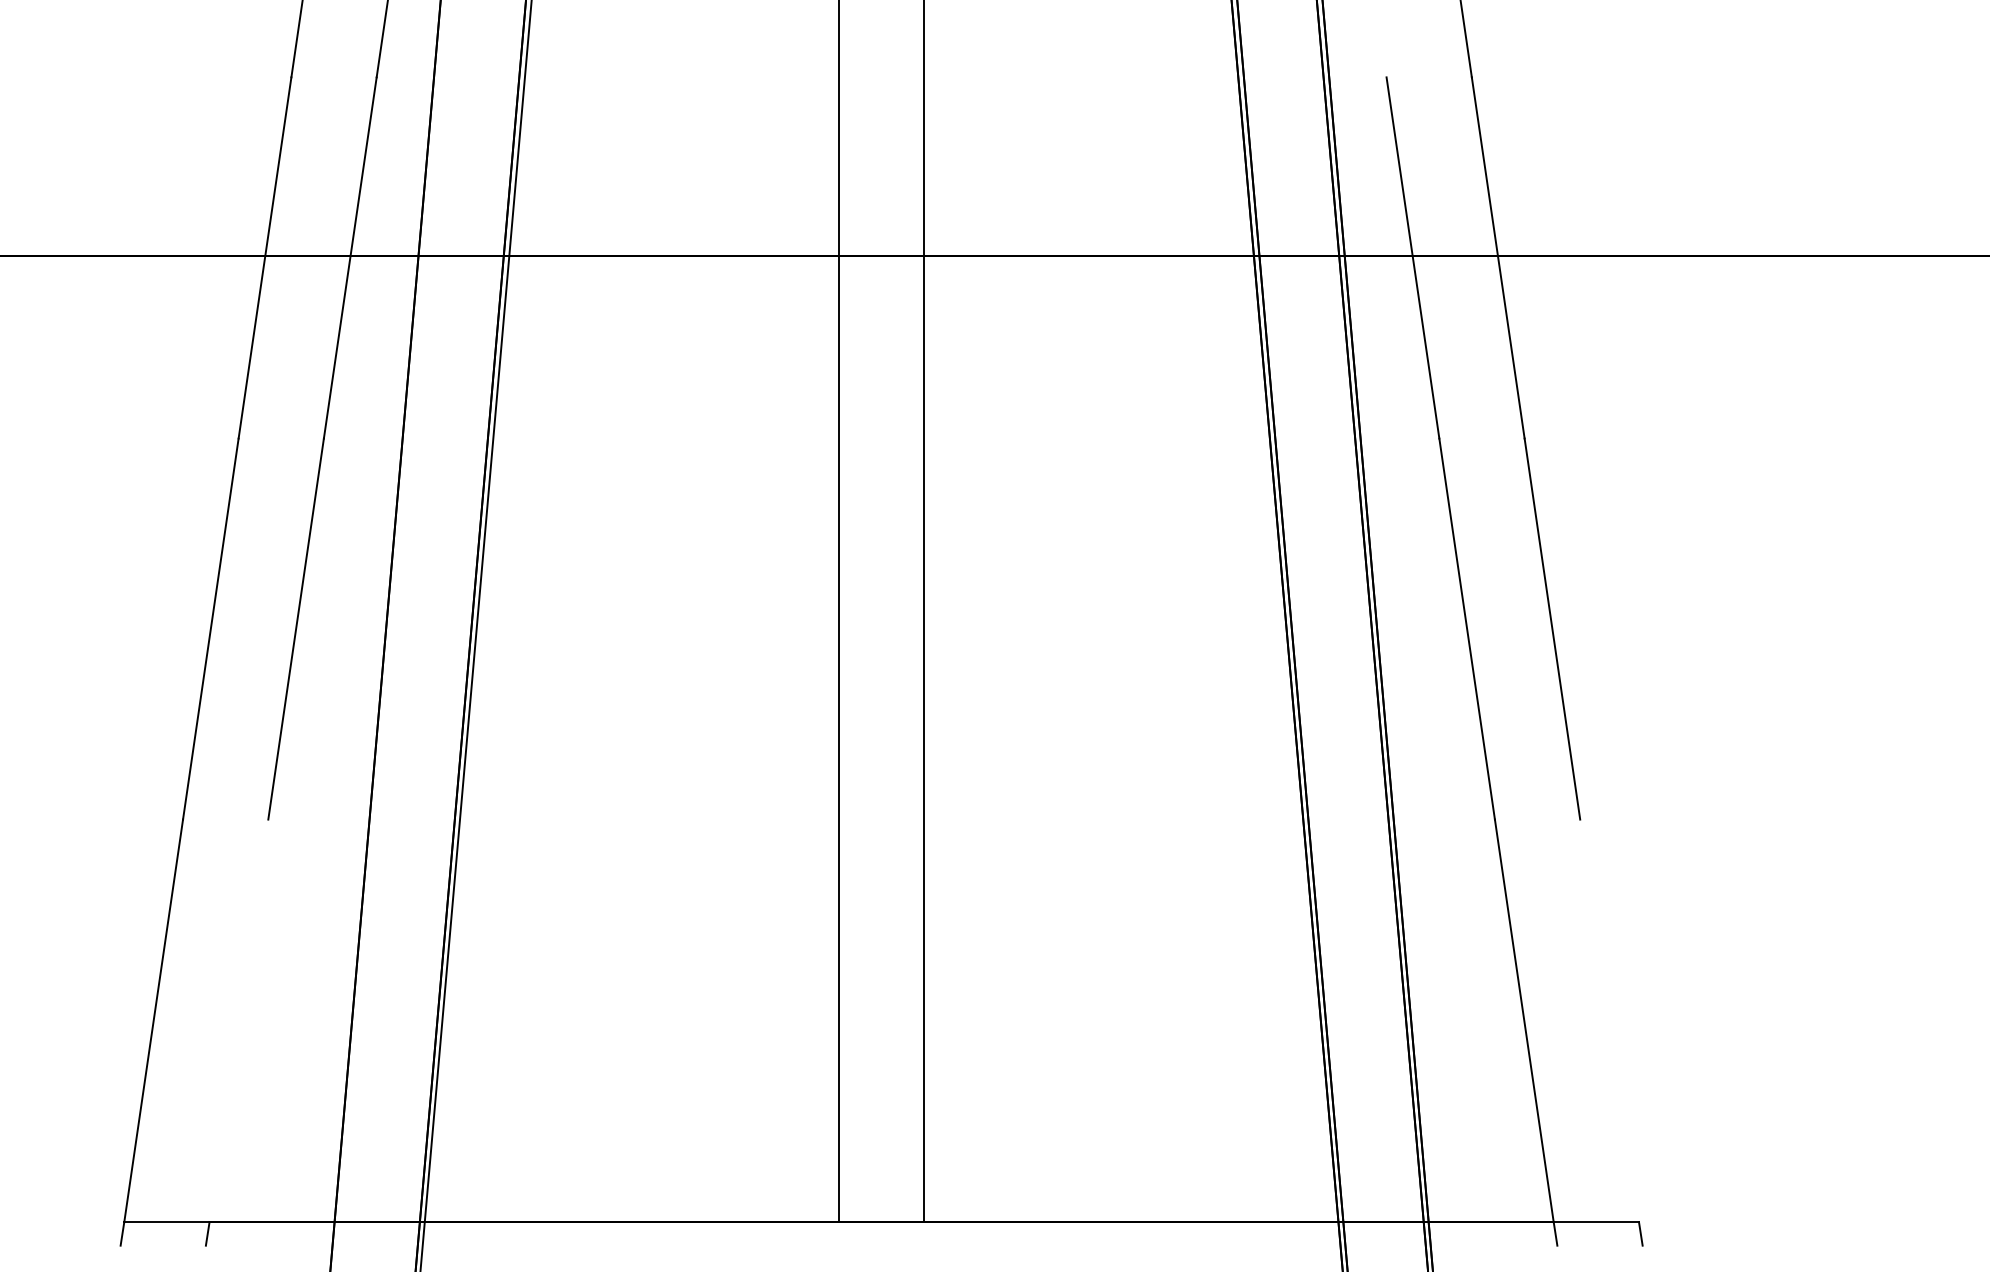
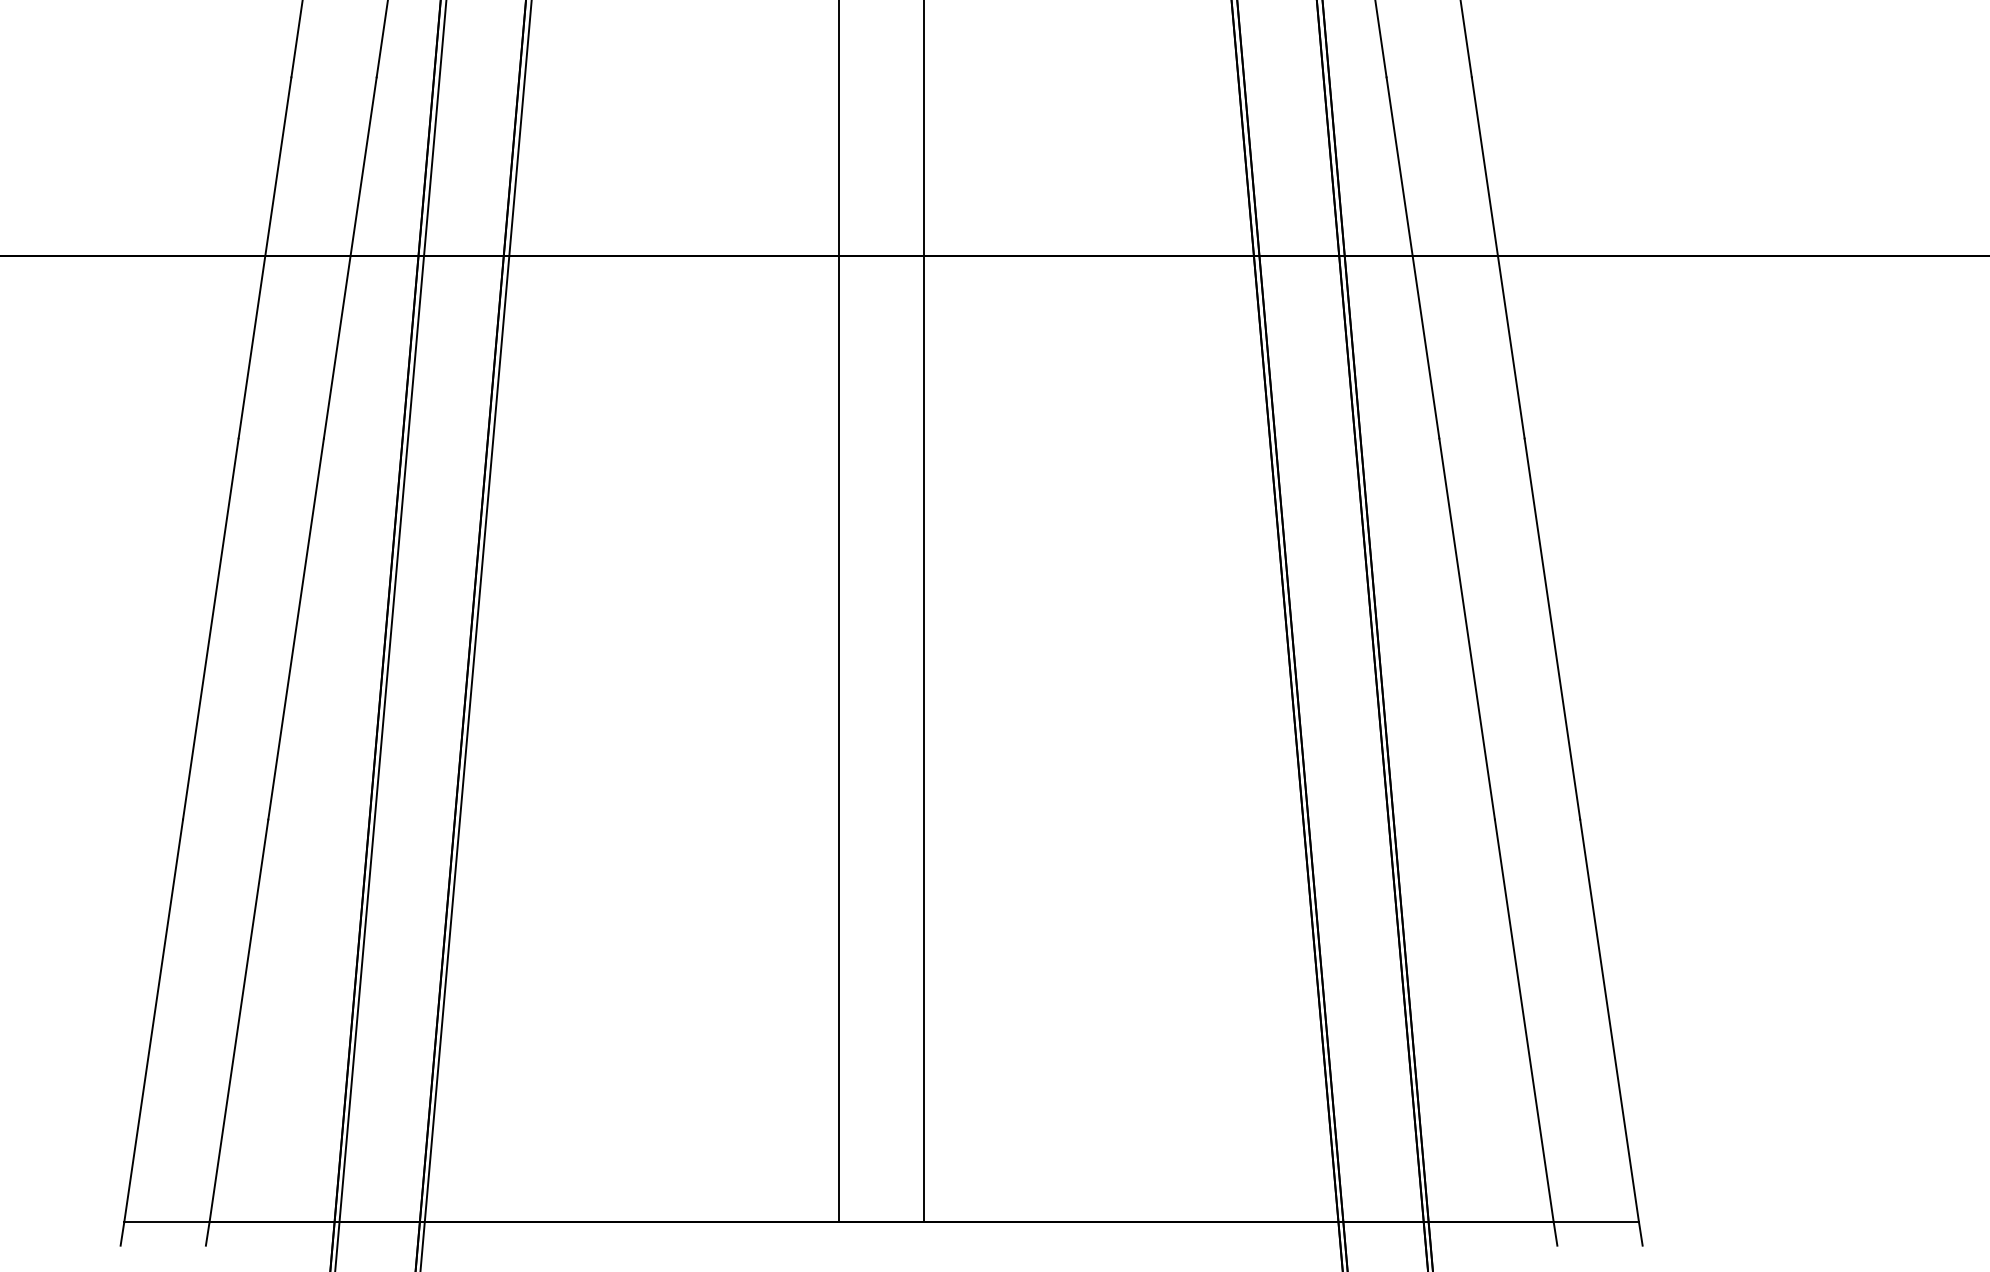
line: none -> present (1380, 39)
line: none -> present (390, 635)
line: none -> present (238, 1020)
line: none -> present (1609, 1020)
